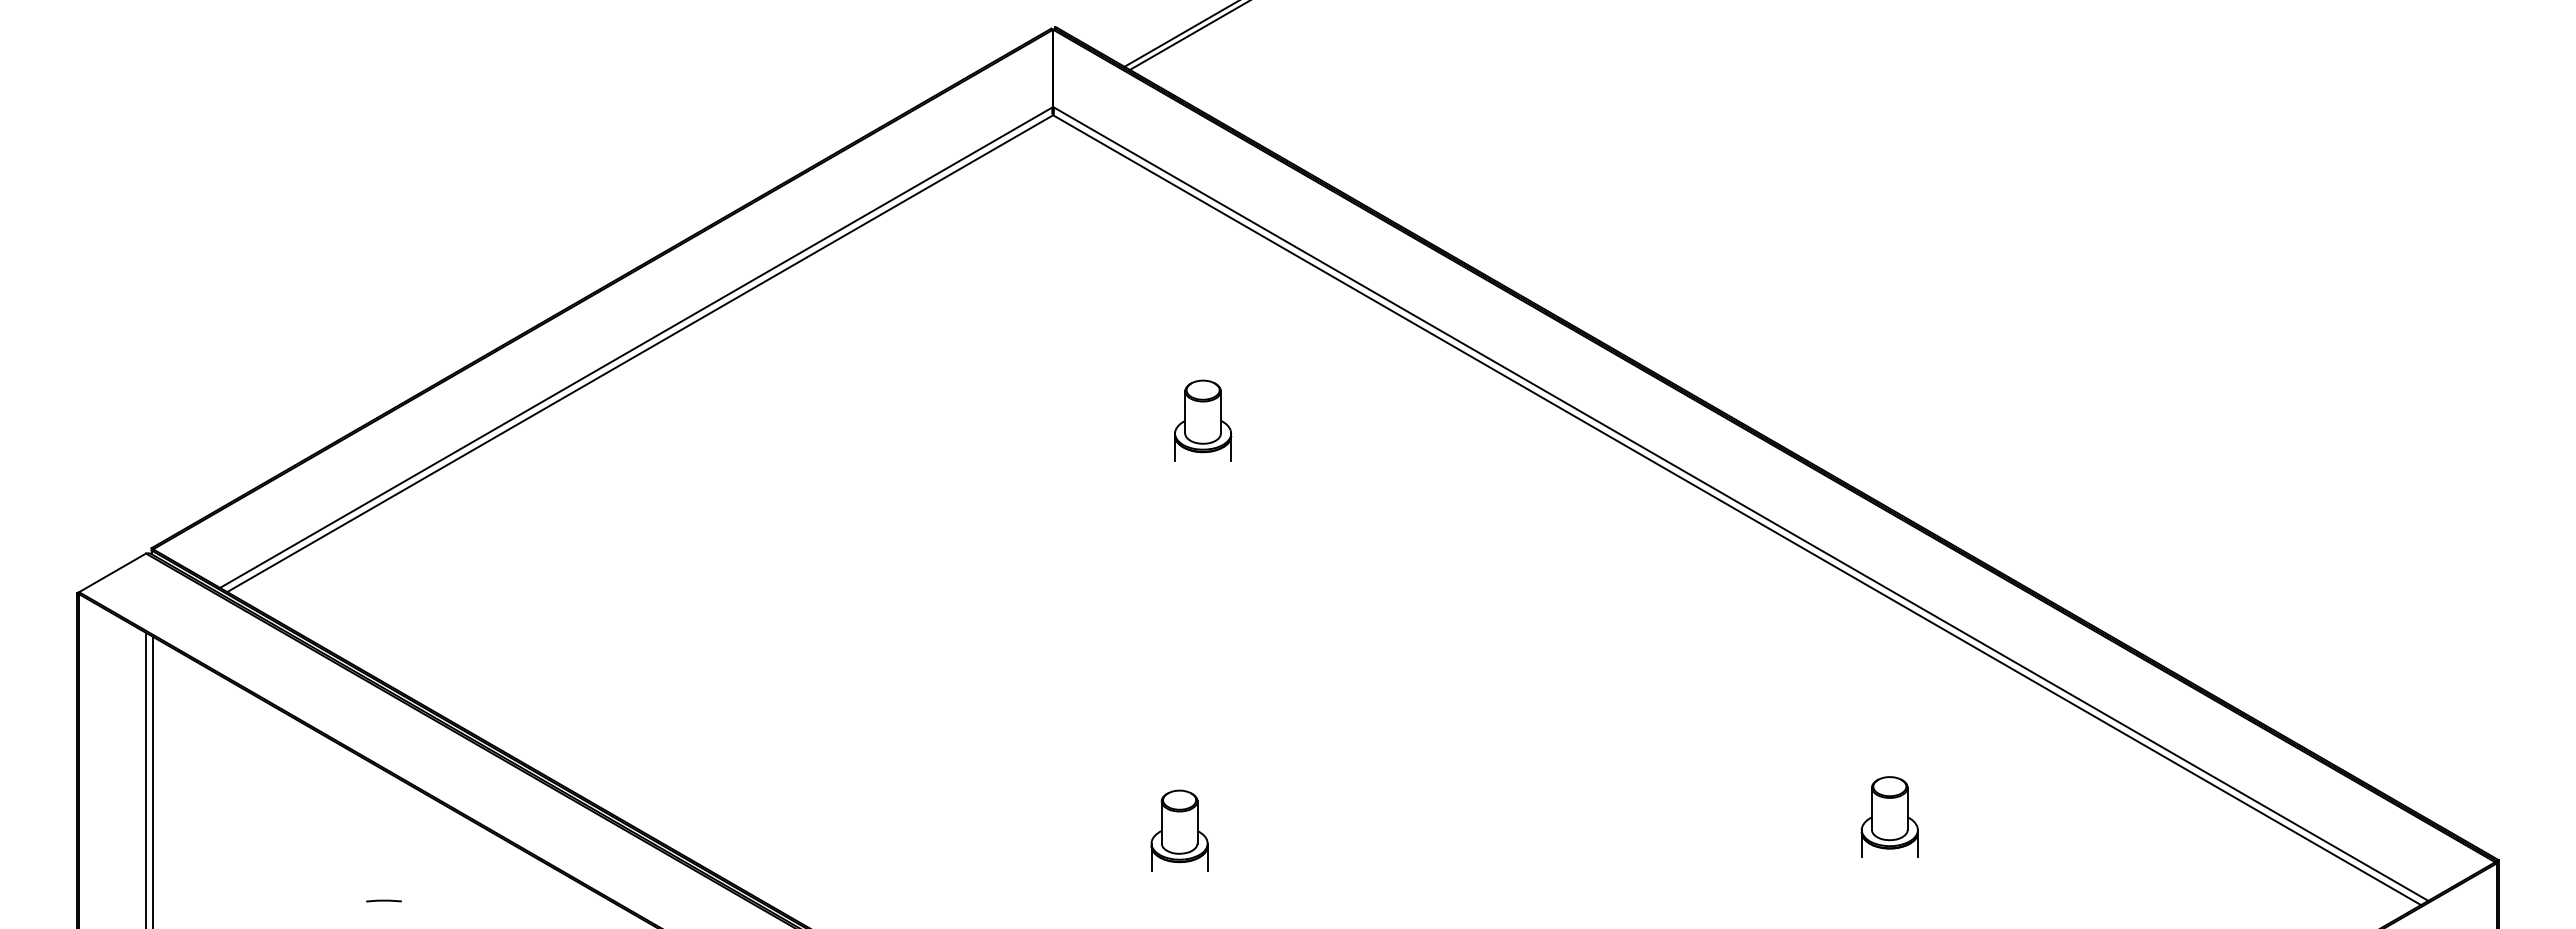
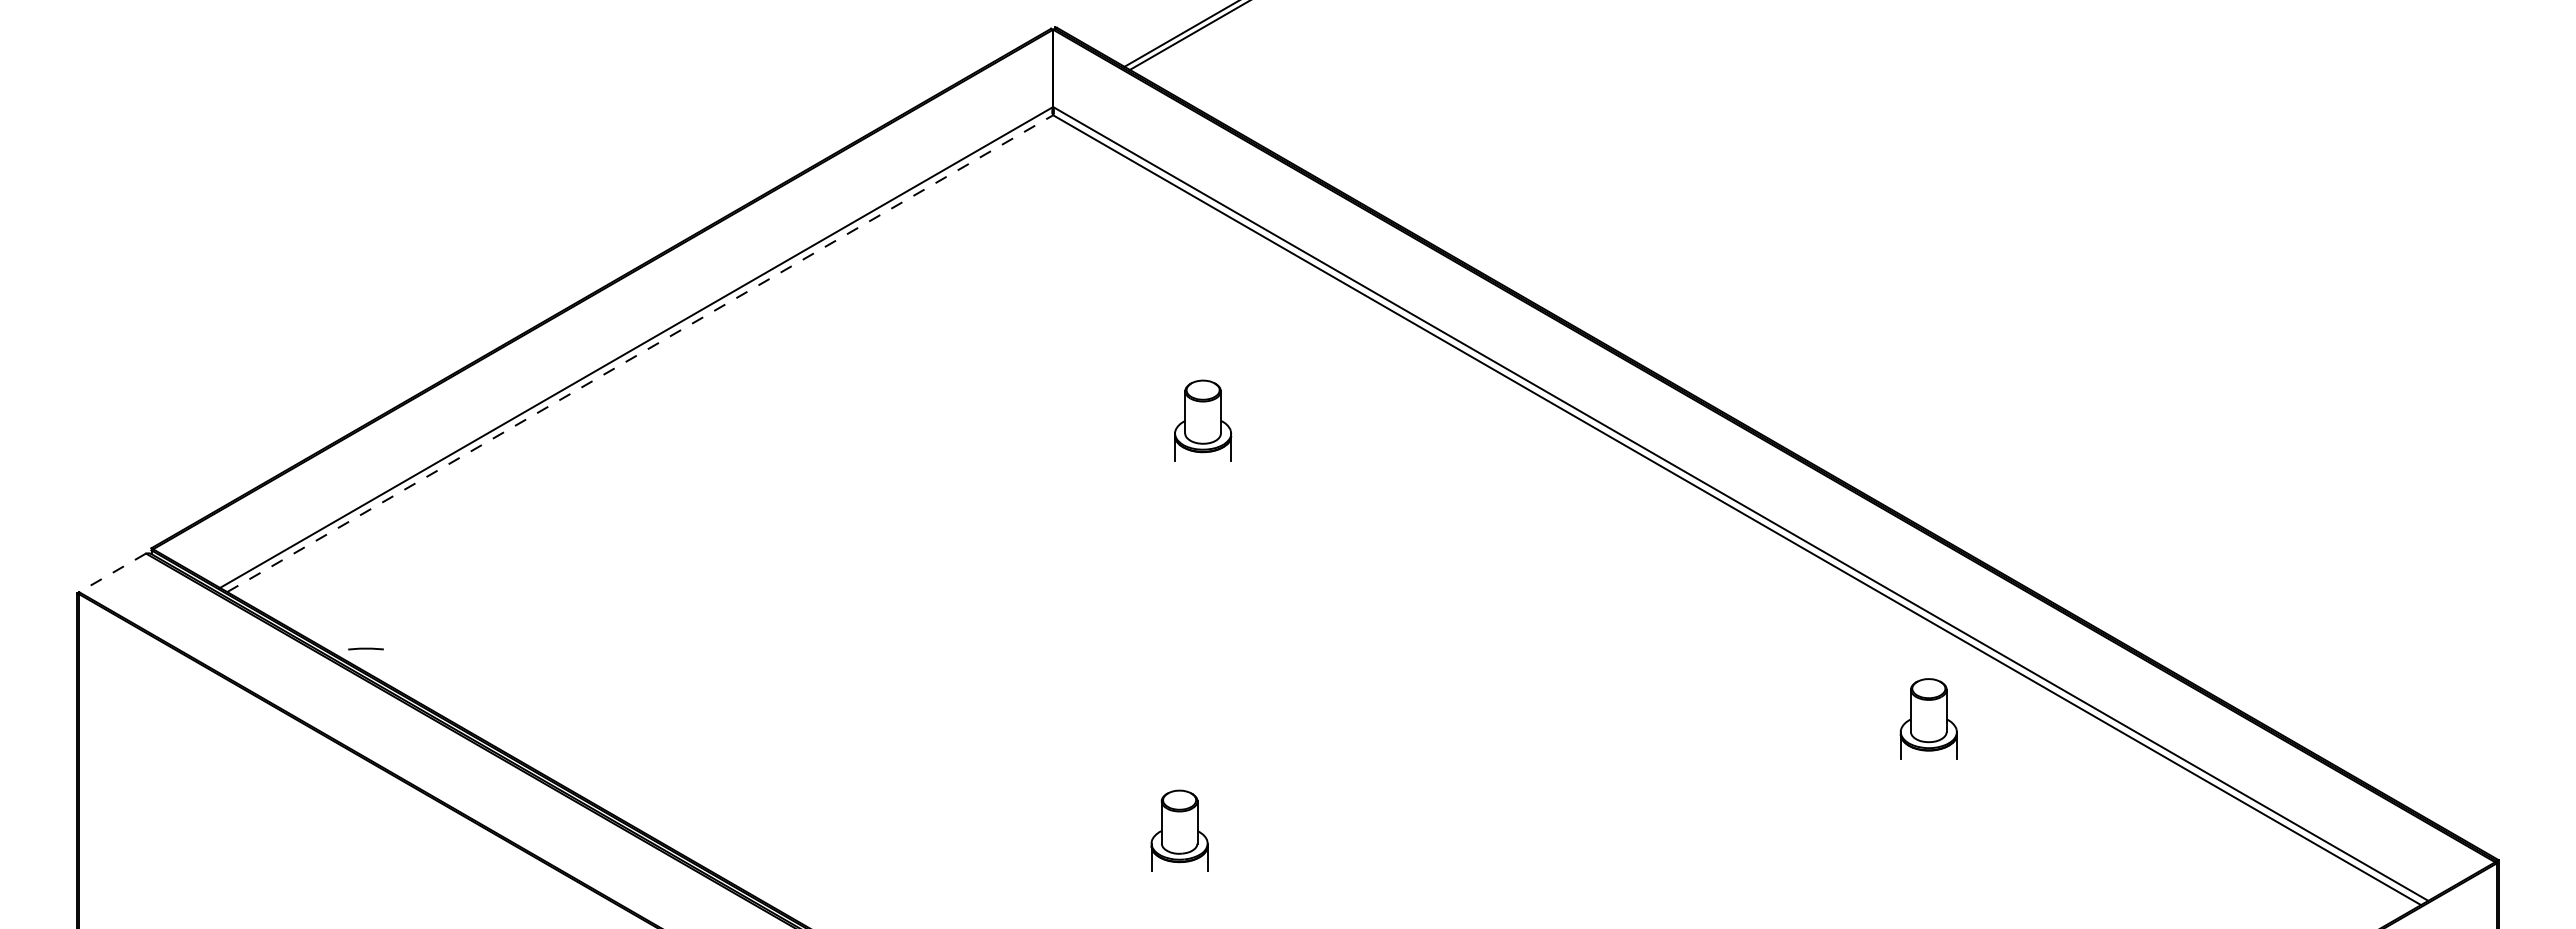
line: solid -> dashed (640, 353)
line: solid -> dashed (112, 572)
line: present -> none (145, 778)
line: present -> none (153, 780)
part position: (1889, 816) -> (1928, 718) (1928, 718)
line position: (383, 900) -> (365, 648) (365, 648)
